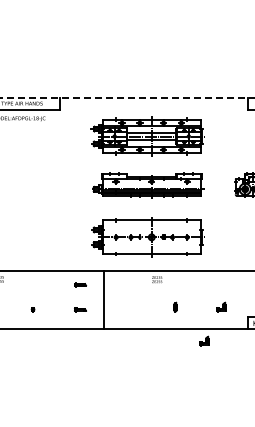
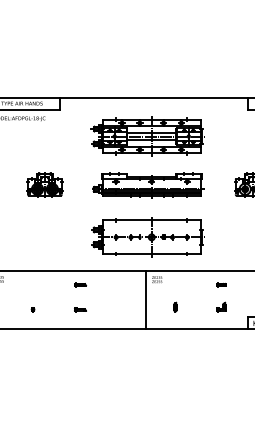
line: dashed -> solid (127, 97)
part: none -> present (44, 184)
part: none -> present (221, 284)
line position: (104, 300) -> (146, 300) (146, 300)
part: present -> none (204, 340)
